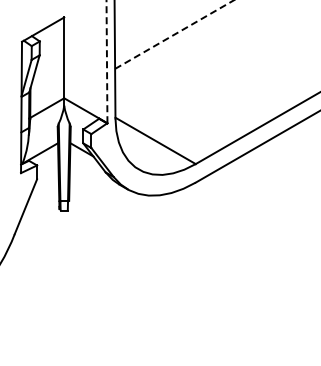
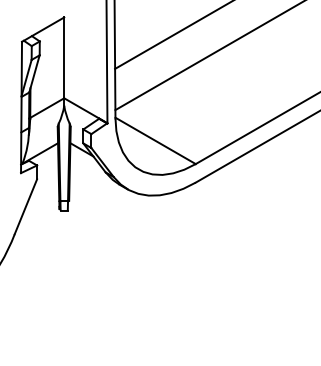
line: dashed -> solid (174, 34)
line: none -> present (208, 56)
line: dashed -> solid (106, 61)
